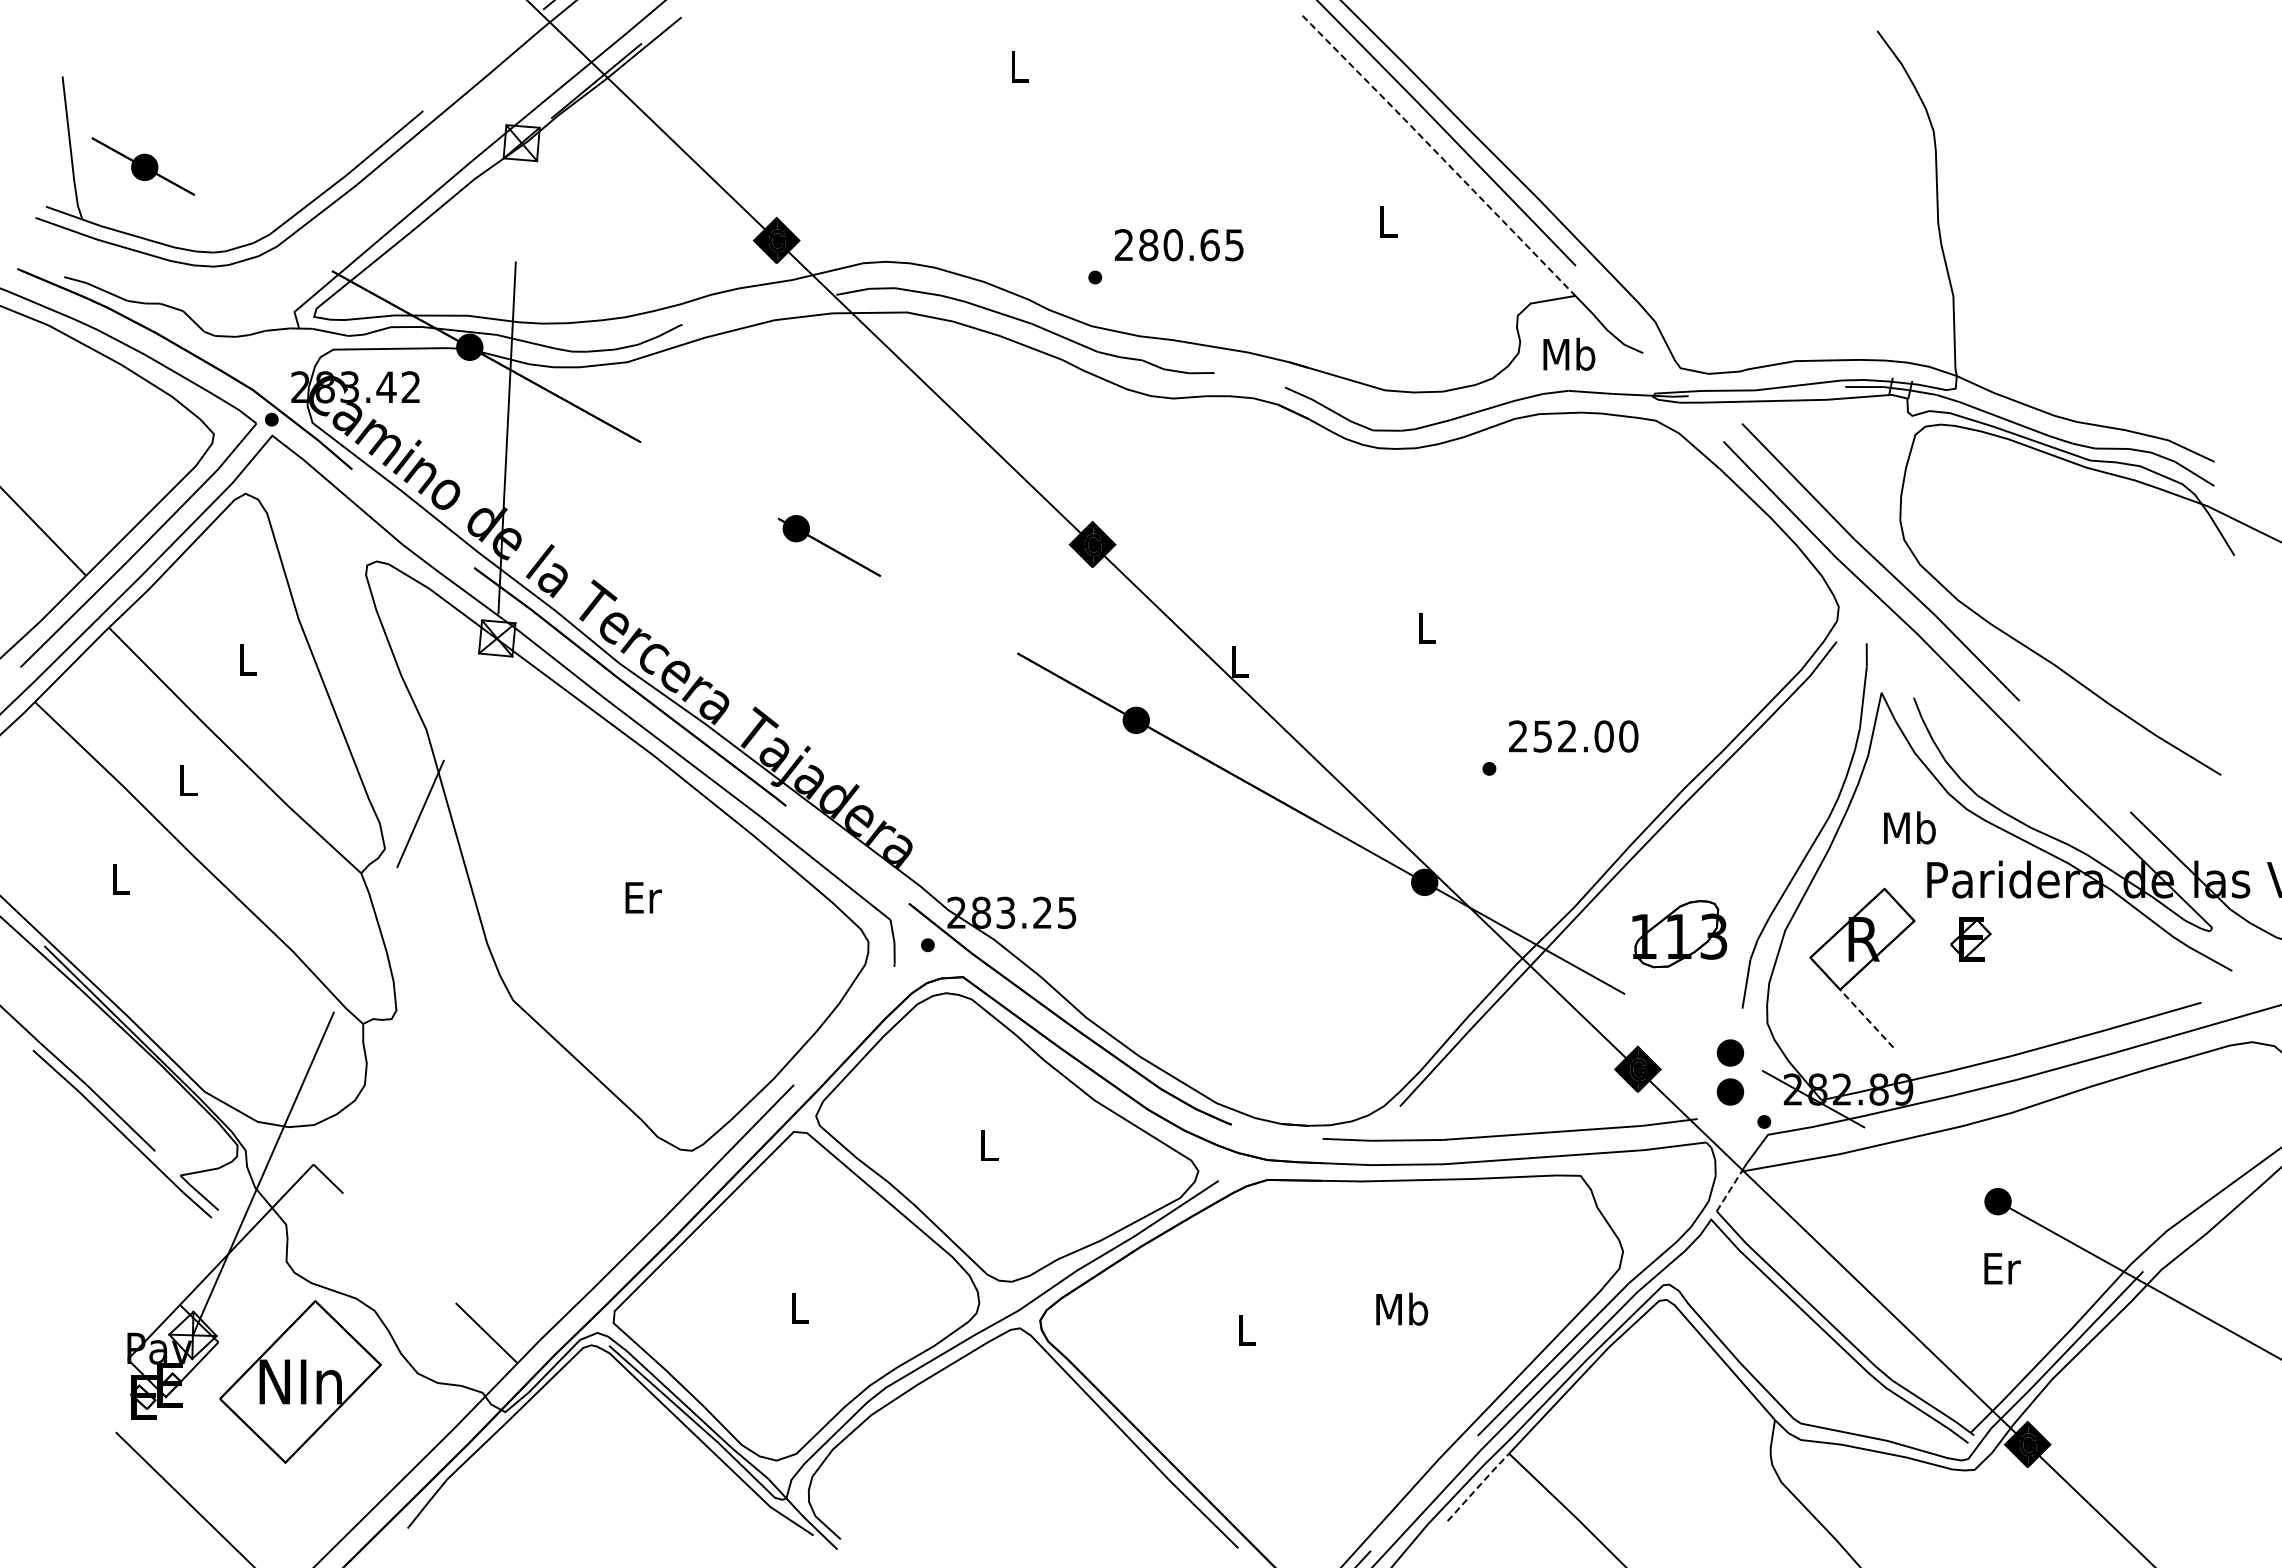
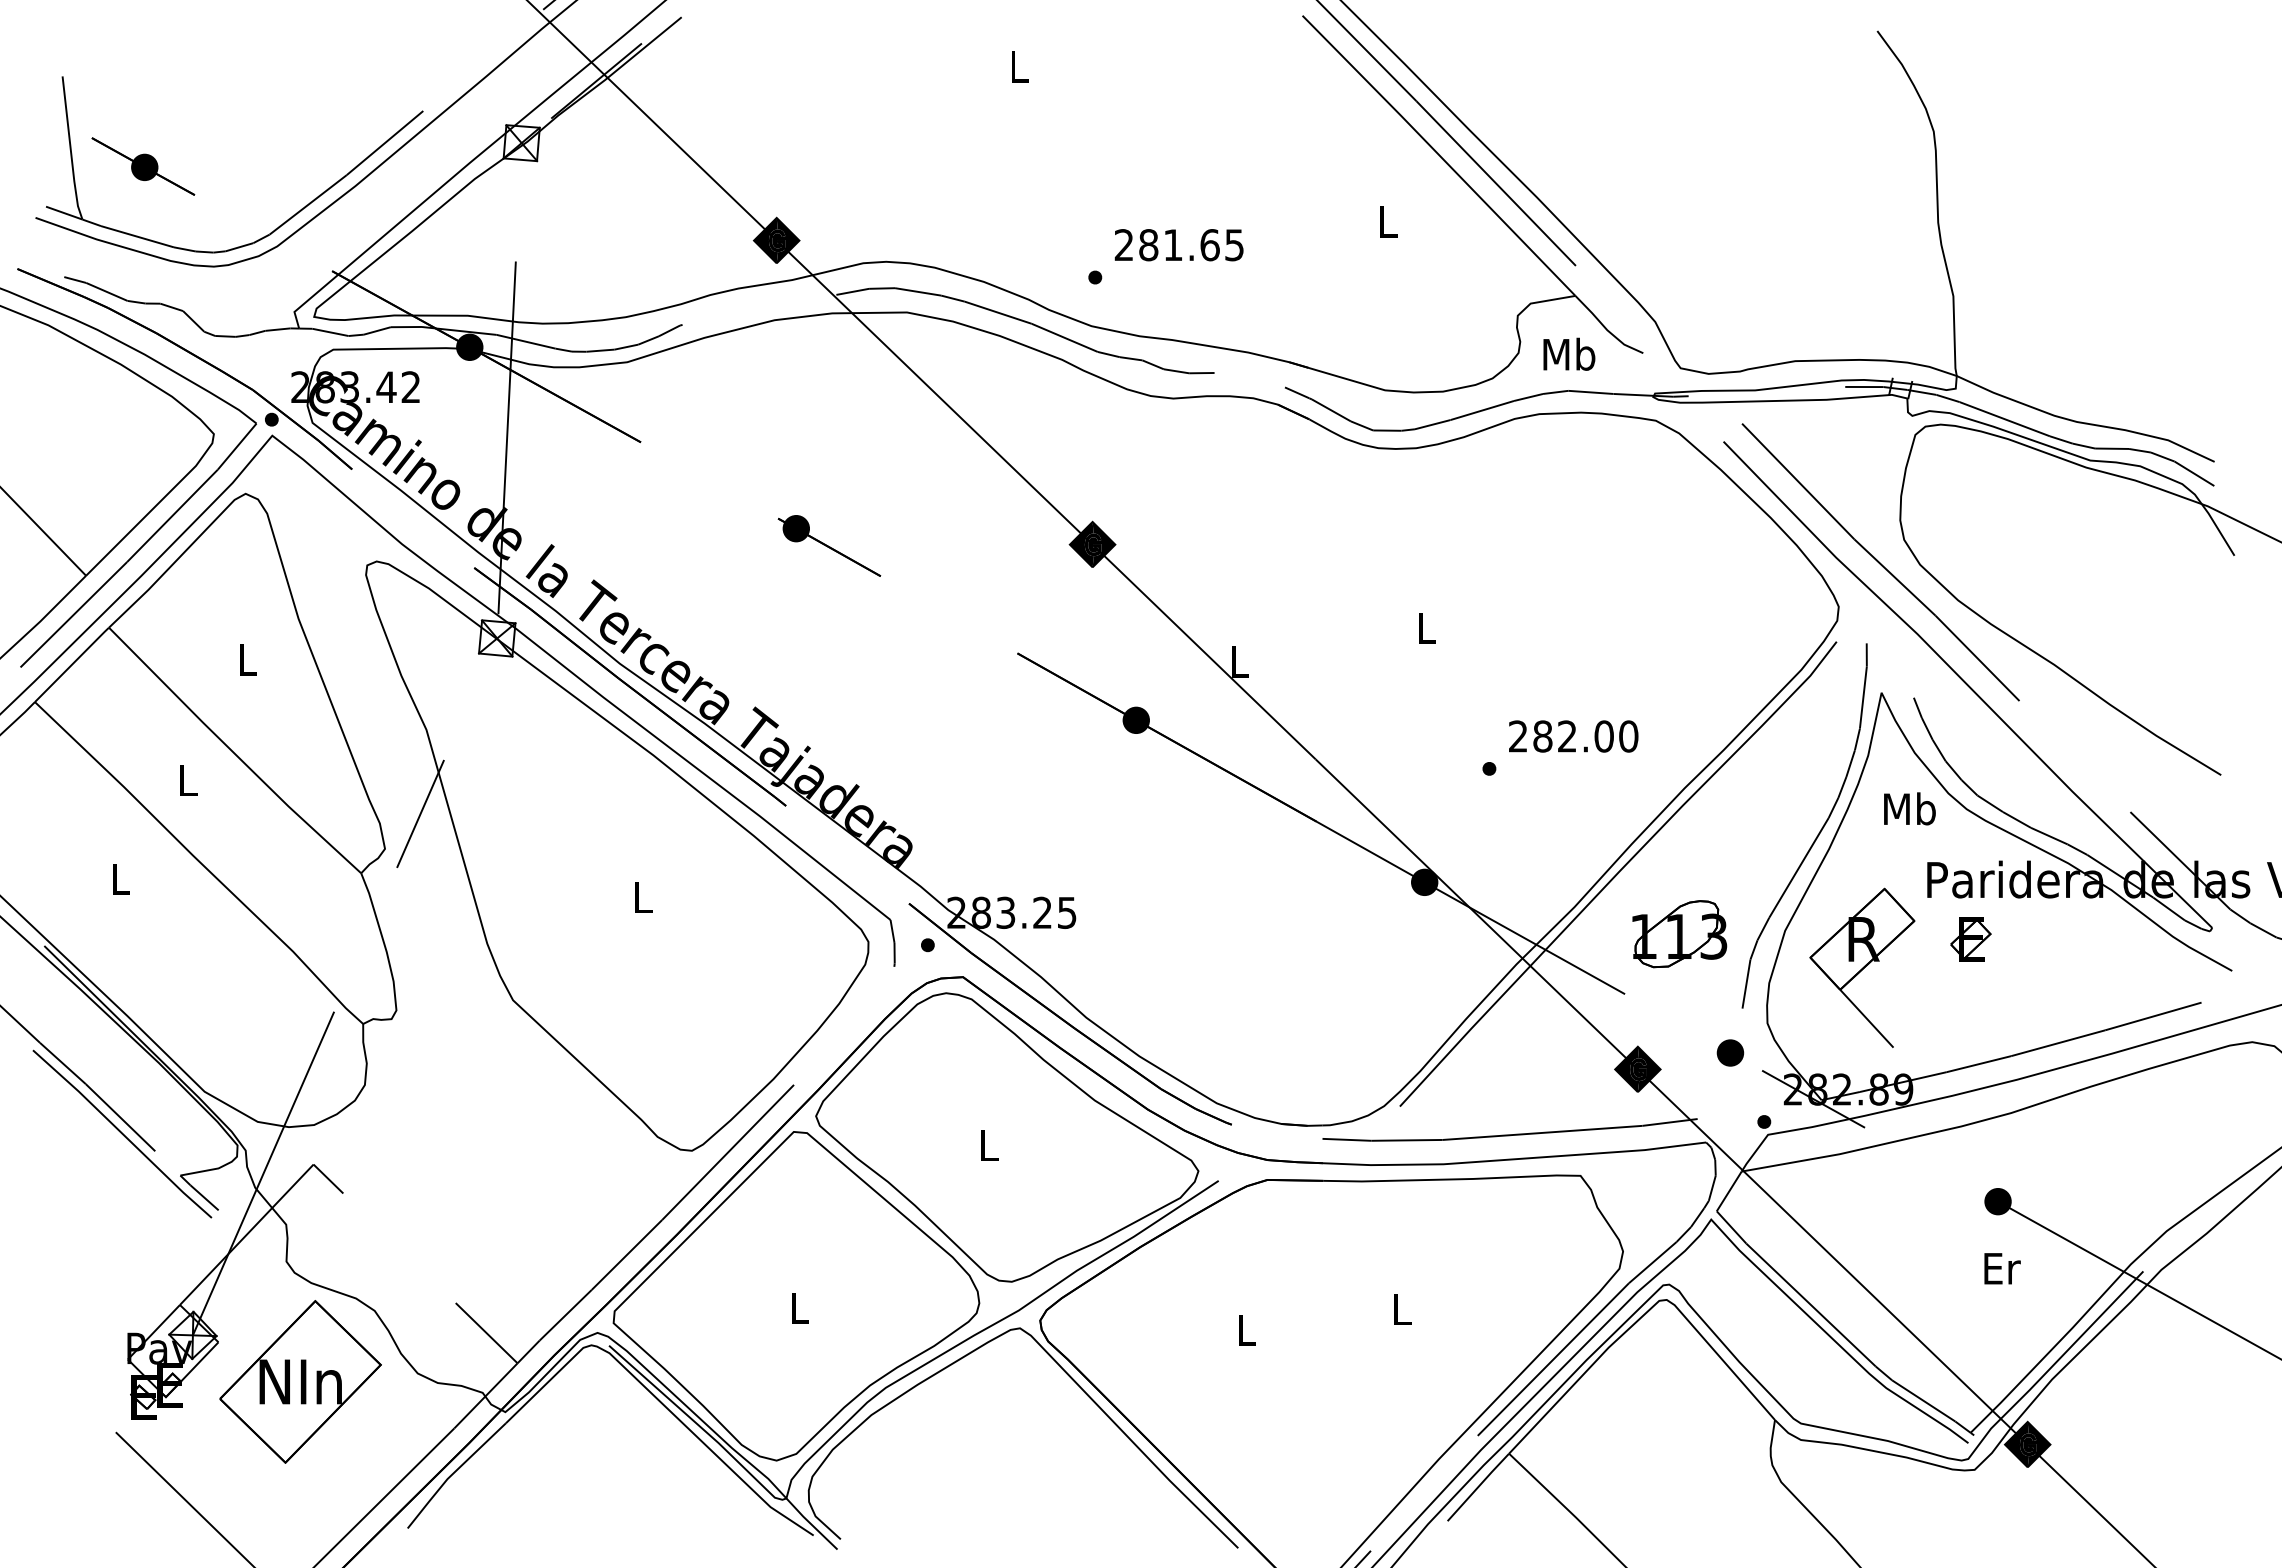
line: dashed -> solid (1439, 155)
text: 280.65 -> 281.65 (1172, 245)
text: 252.00 -> 282.00 (1542, 736)
text position: (1909, 827) -> (1909, 808) (1909, 808)
text: Er -> L (643, 897)
line: dashed -> solid (1866, 1018)
part: present -> none (1730, 1091)
line: dashed -> solid (1729, 1191)
text: Mb -> L (1402, 1308)
line: dashed -> solid (1478, 1486)
